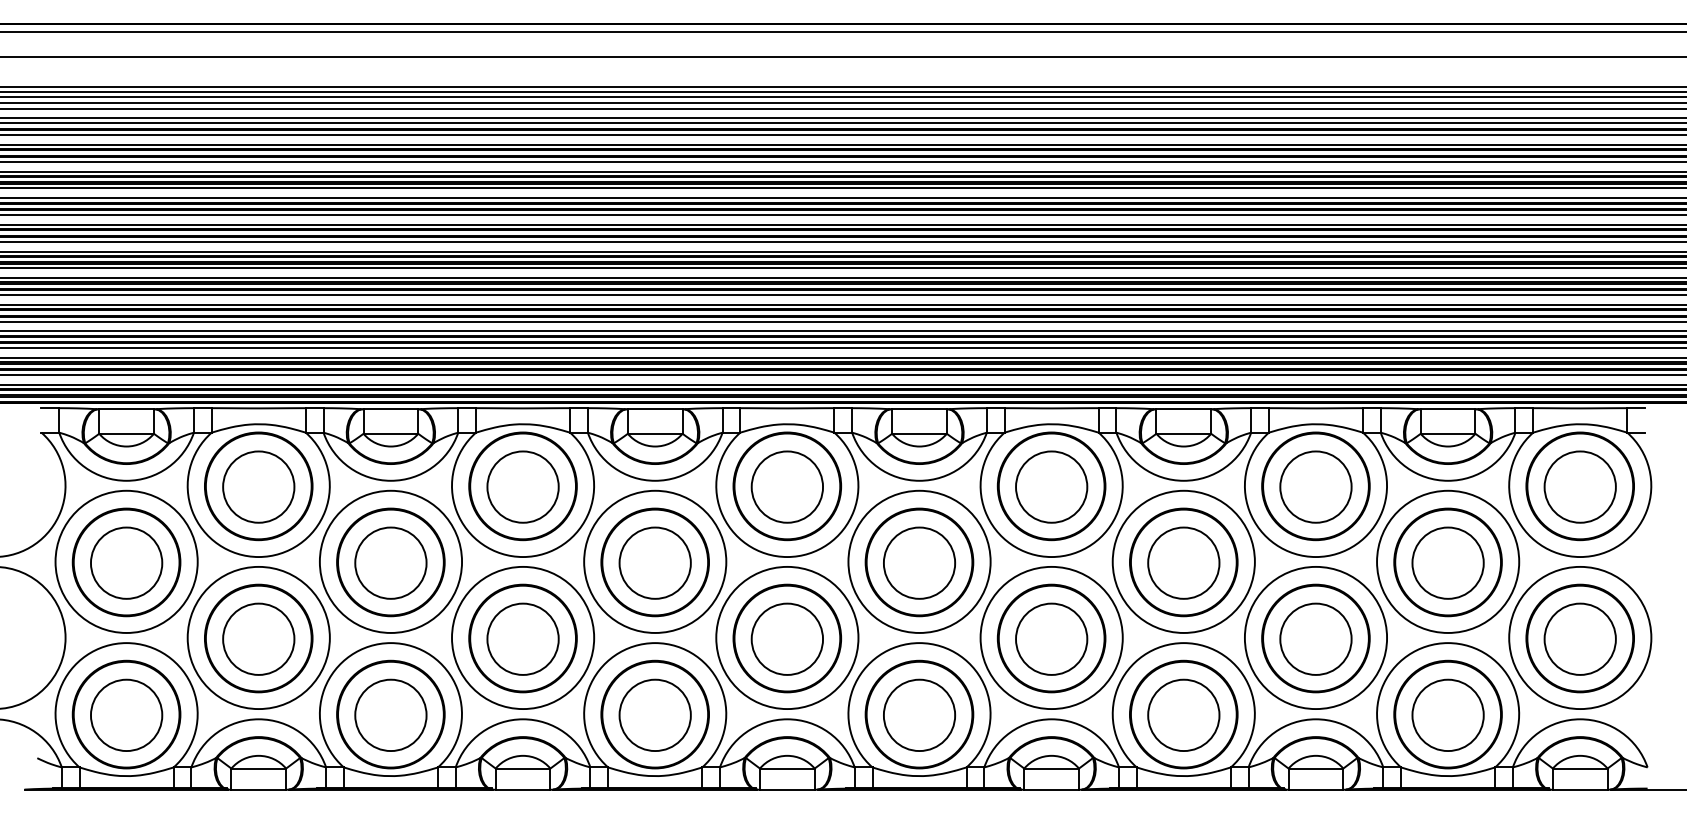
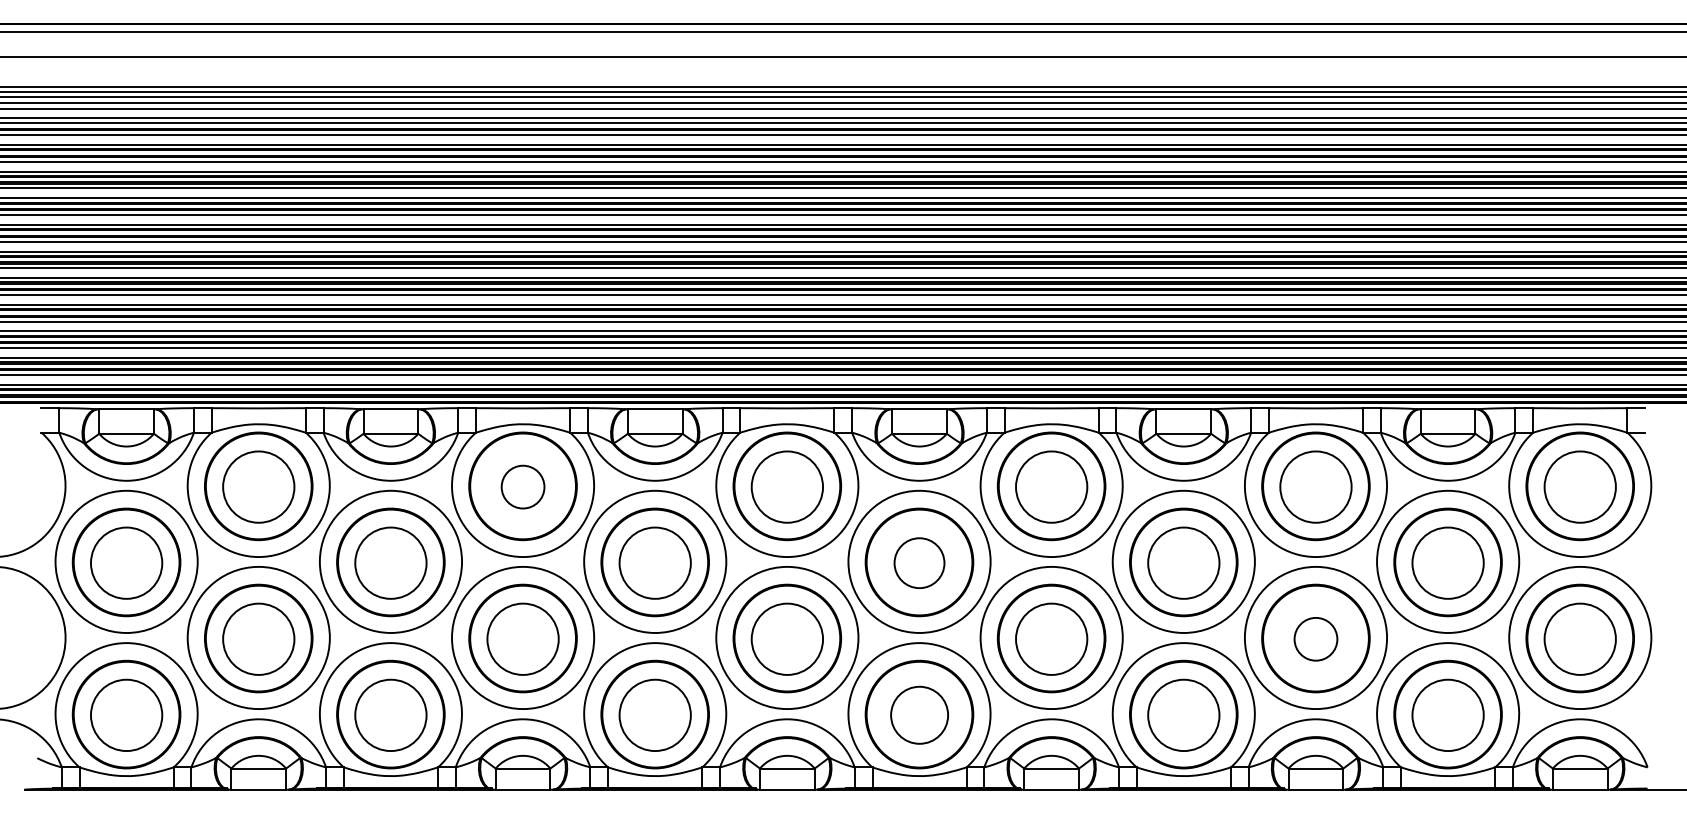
circle diameter: 71 px -> 43 px (522, 486)
circle diameter: 71 px -> 50 px (919, 563)
circle diameter: 71 px -> 43 px (1315, 638)
circle size: 74x74 px -> 59x60 px (919, 714)
